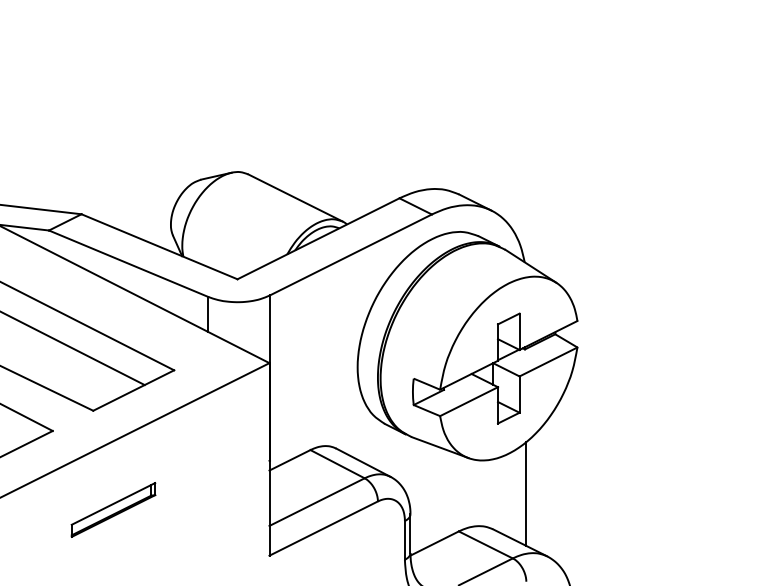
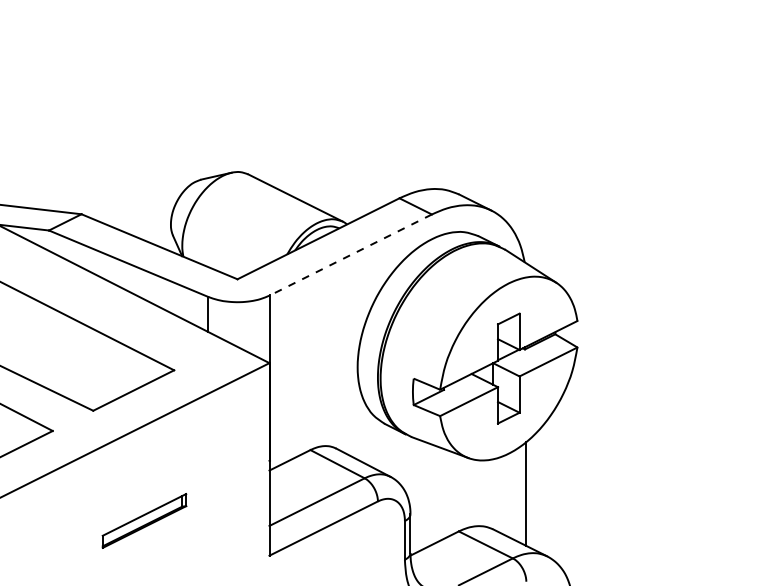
line: solid -> dashed (350, 254)
line: present -> none (73, 348)
part position: (113, 509) -> (144, 520) (144, 520)
